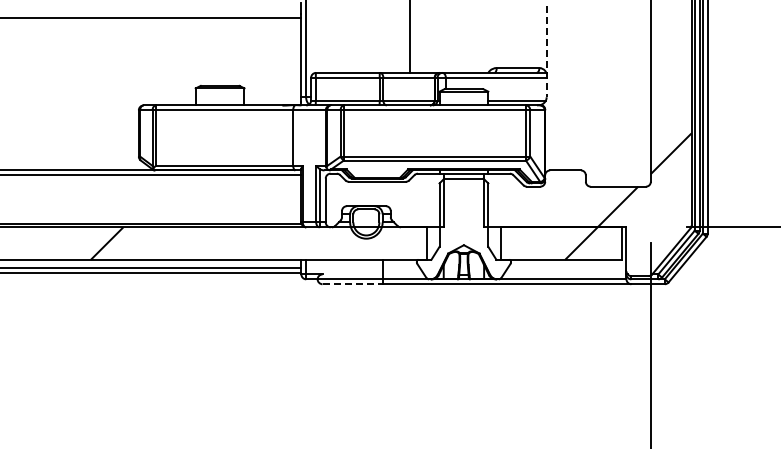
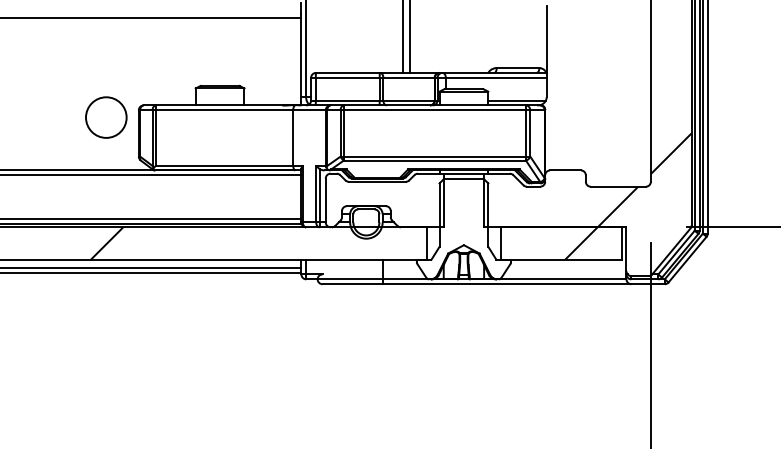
line: none -> present (403, 37)
line: dashed -> solid (546, 52)
circle: none -> present (106, 117)
line: none -> present (151, 219)
line: dashed -> solid (353, 284)
